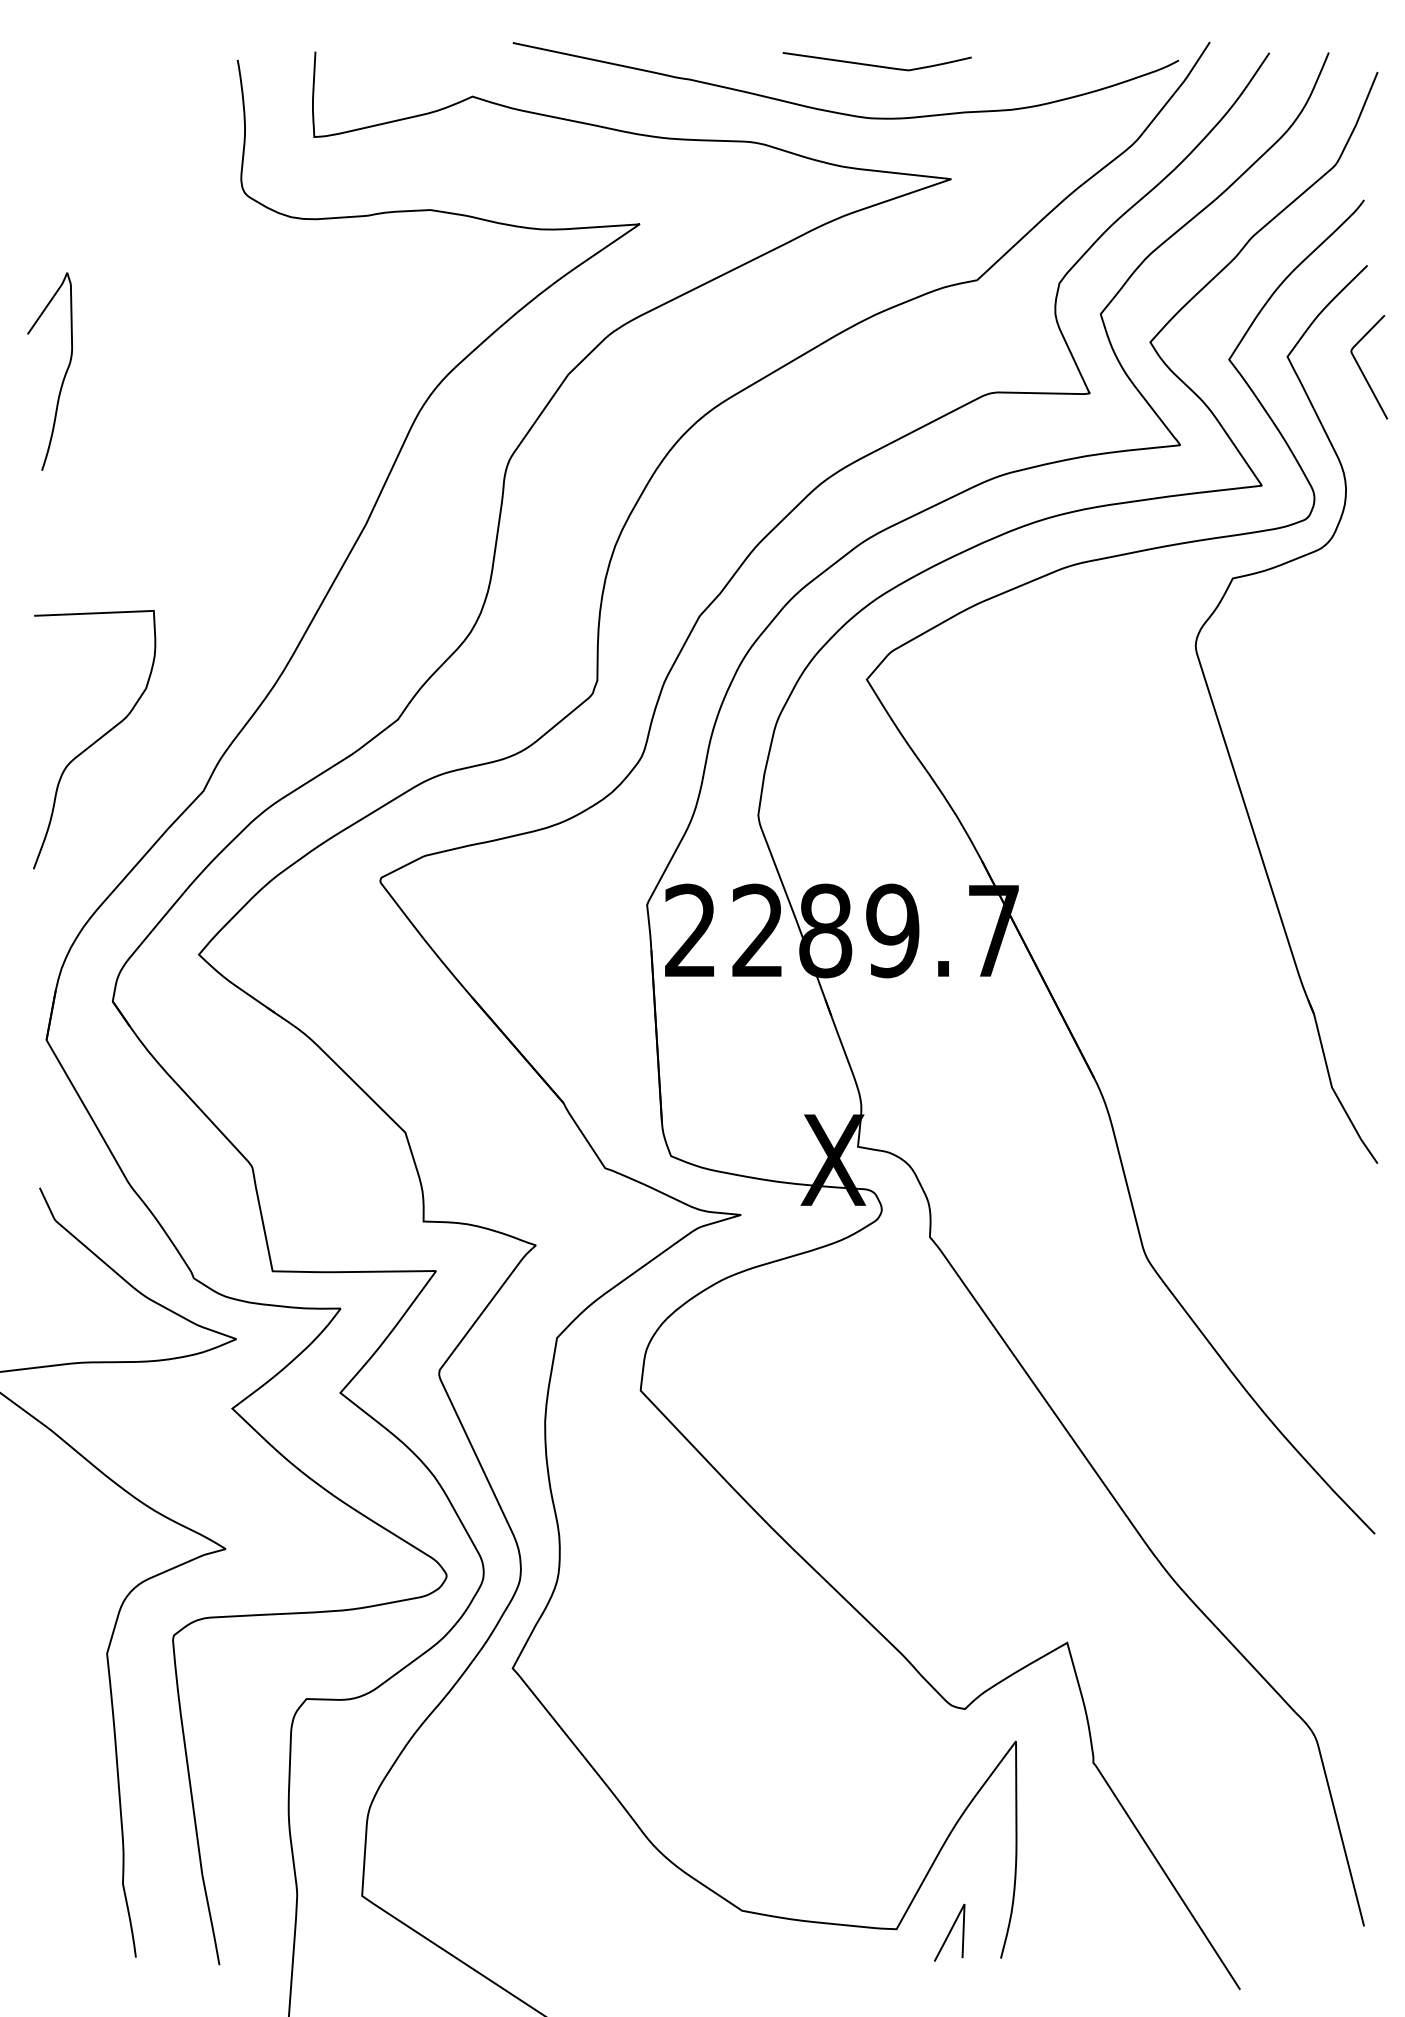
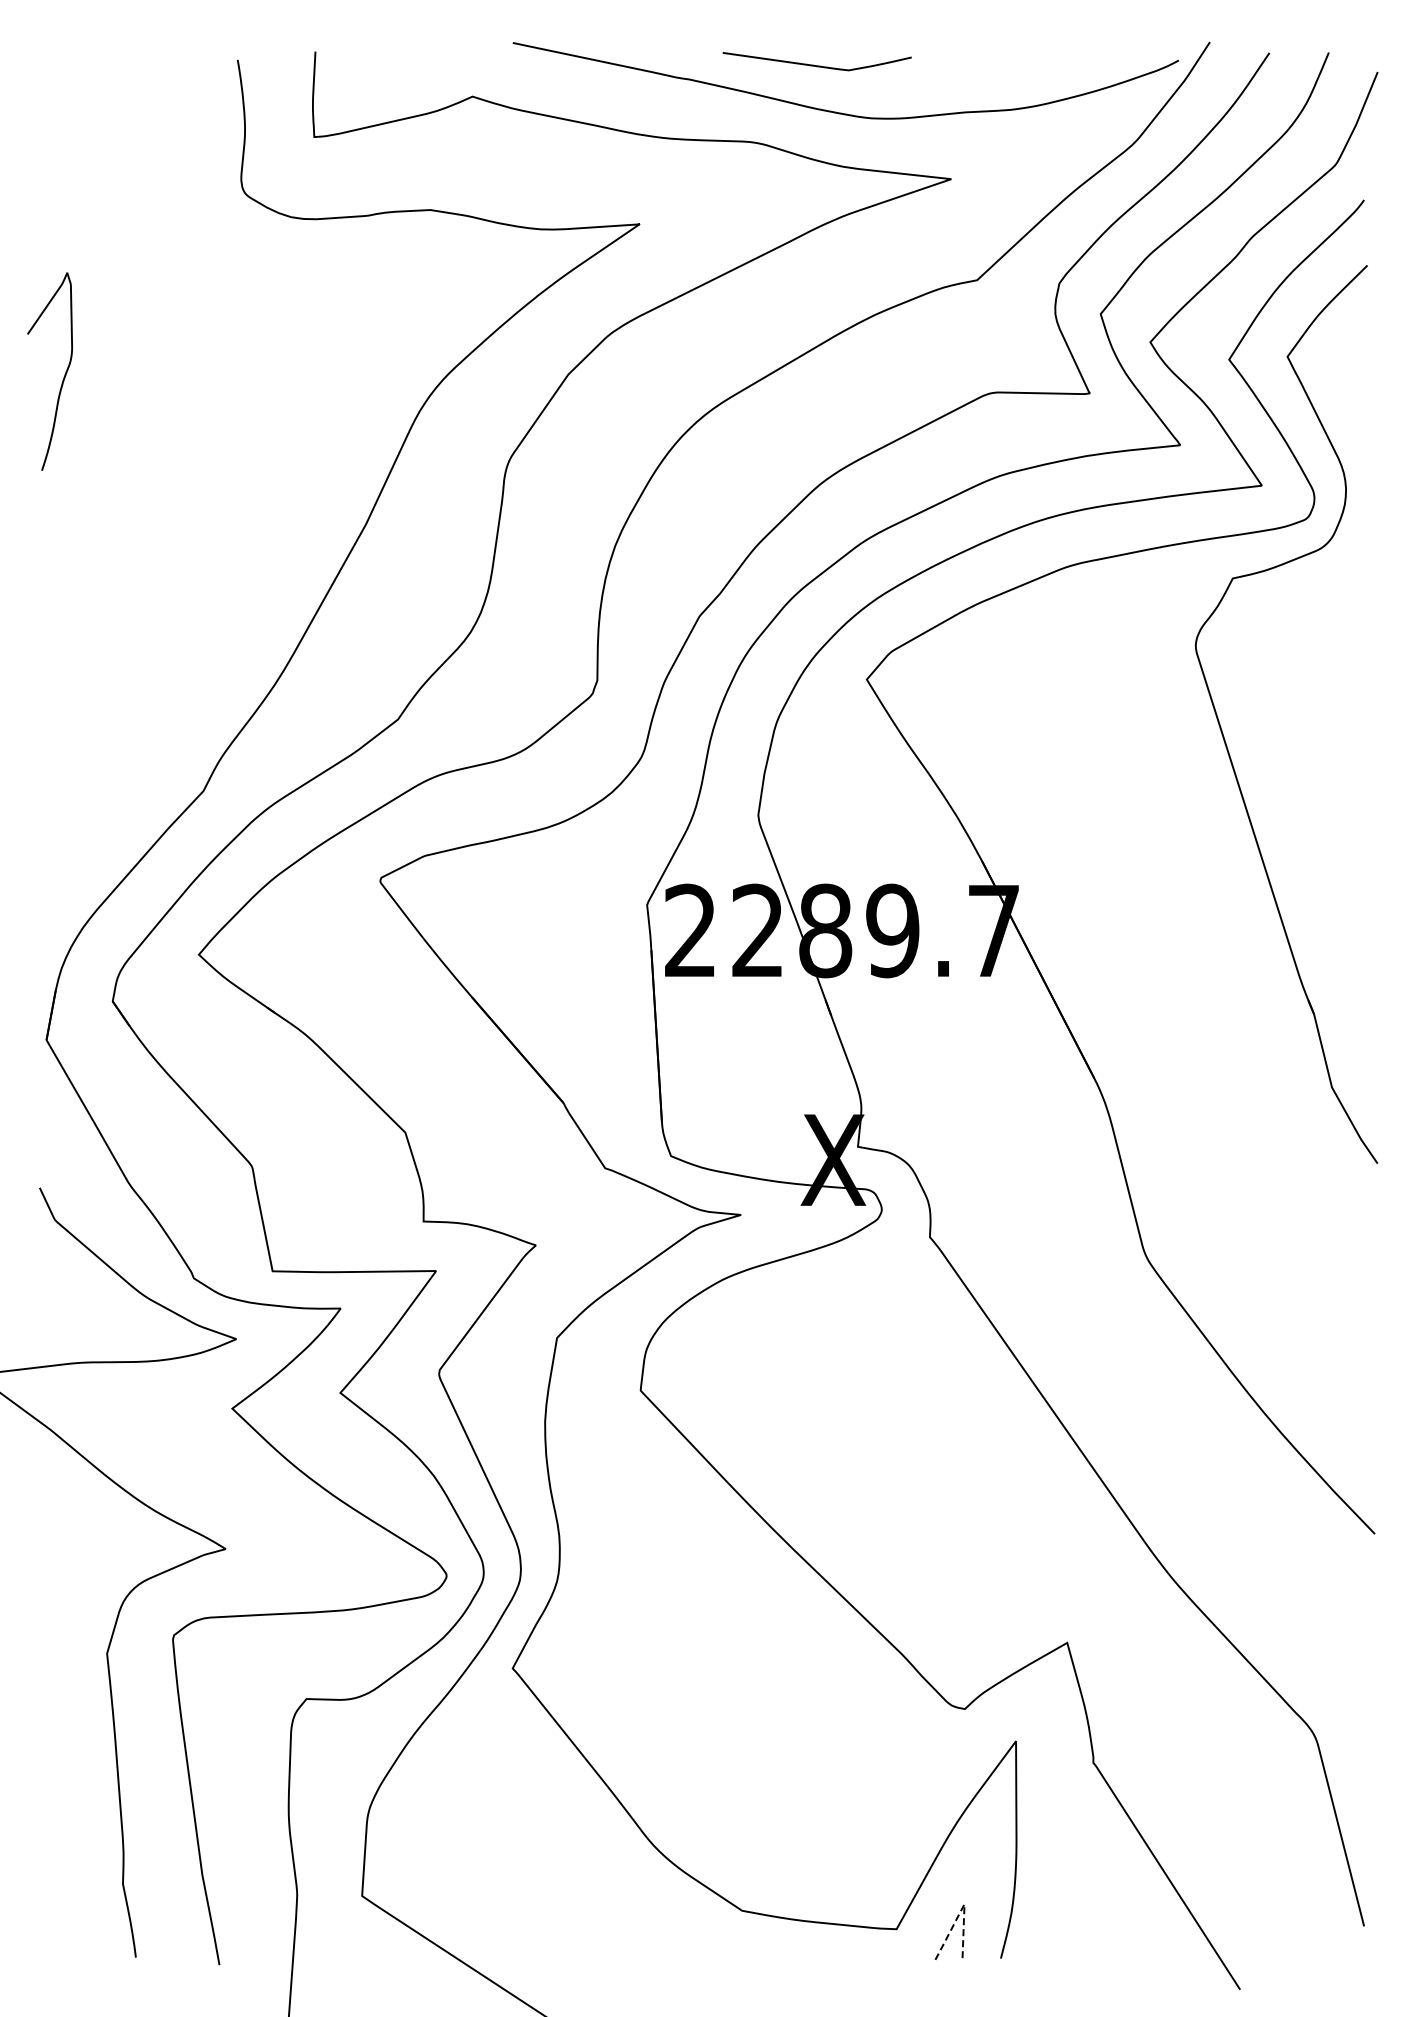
curve position: (876, 65) -> (816, 65) (816, 65)
curve: present -> none (1362, 370)
curve: present -> none (95, 740)
line: solid -> dashed (961, 1909)
